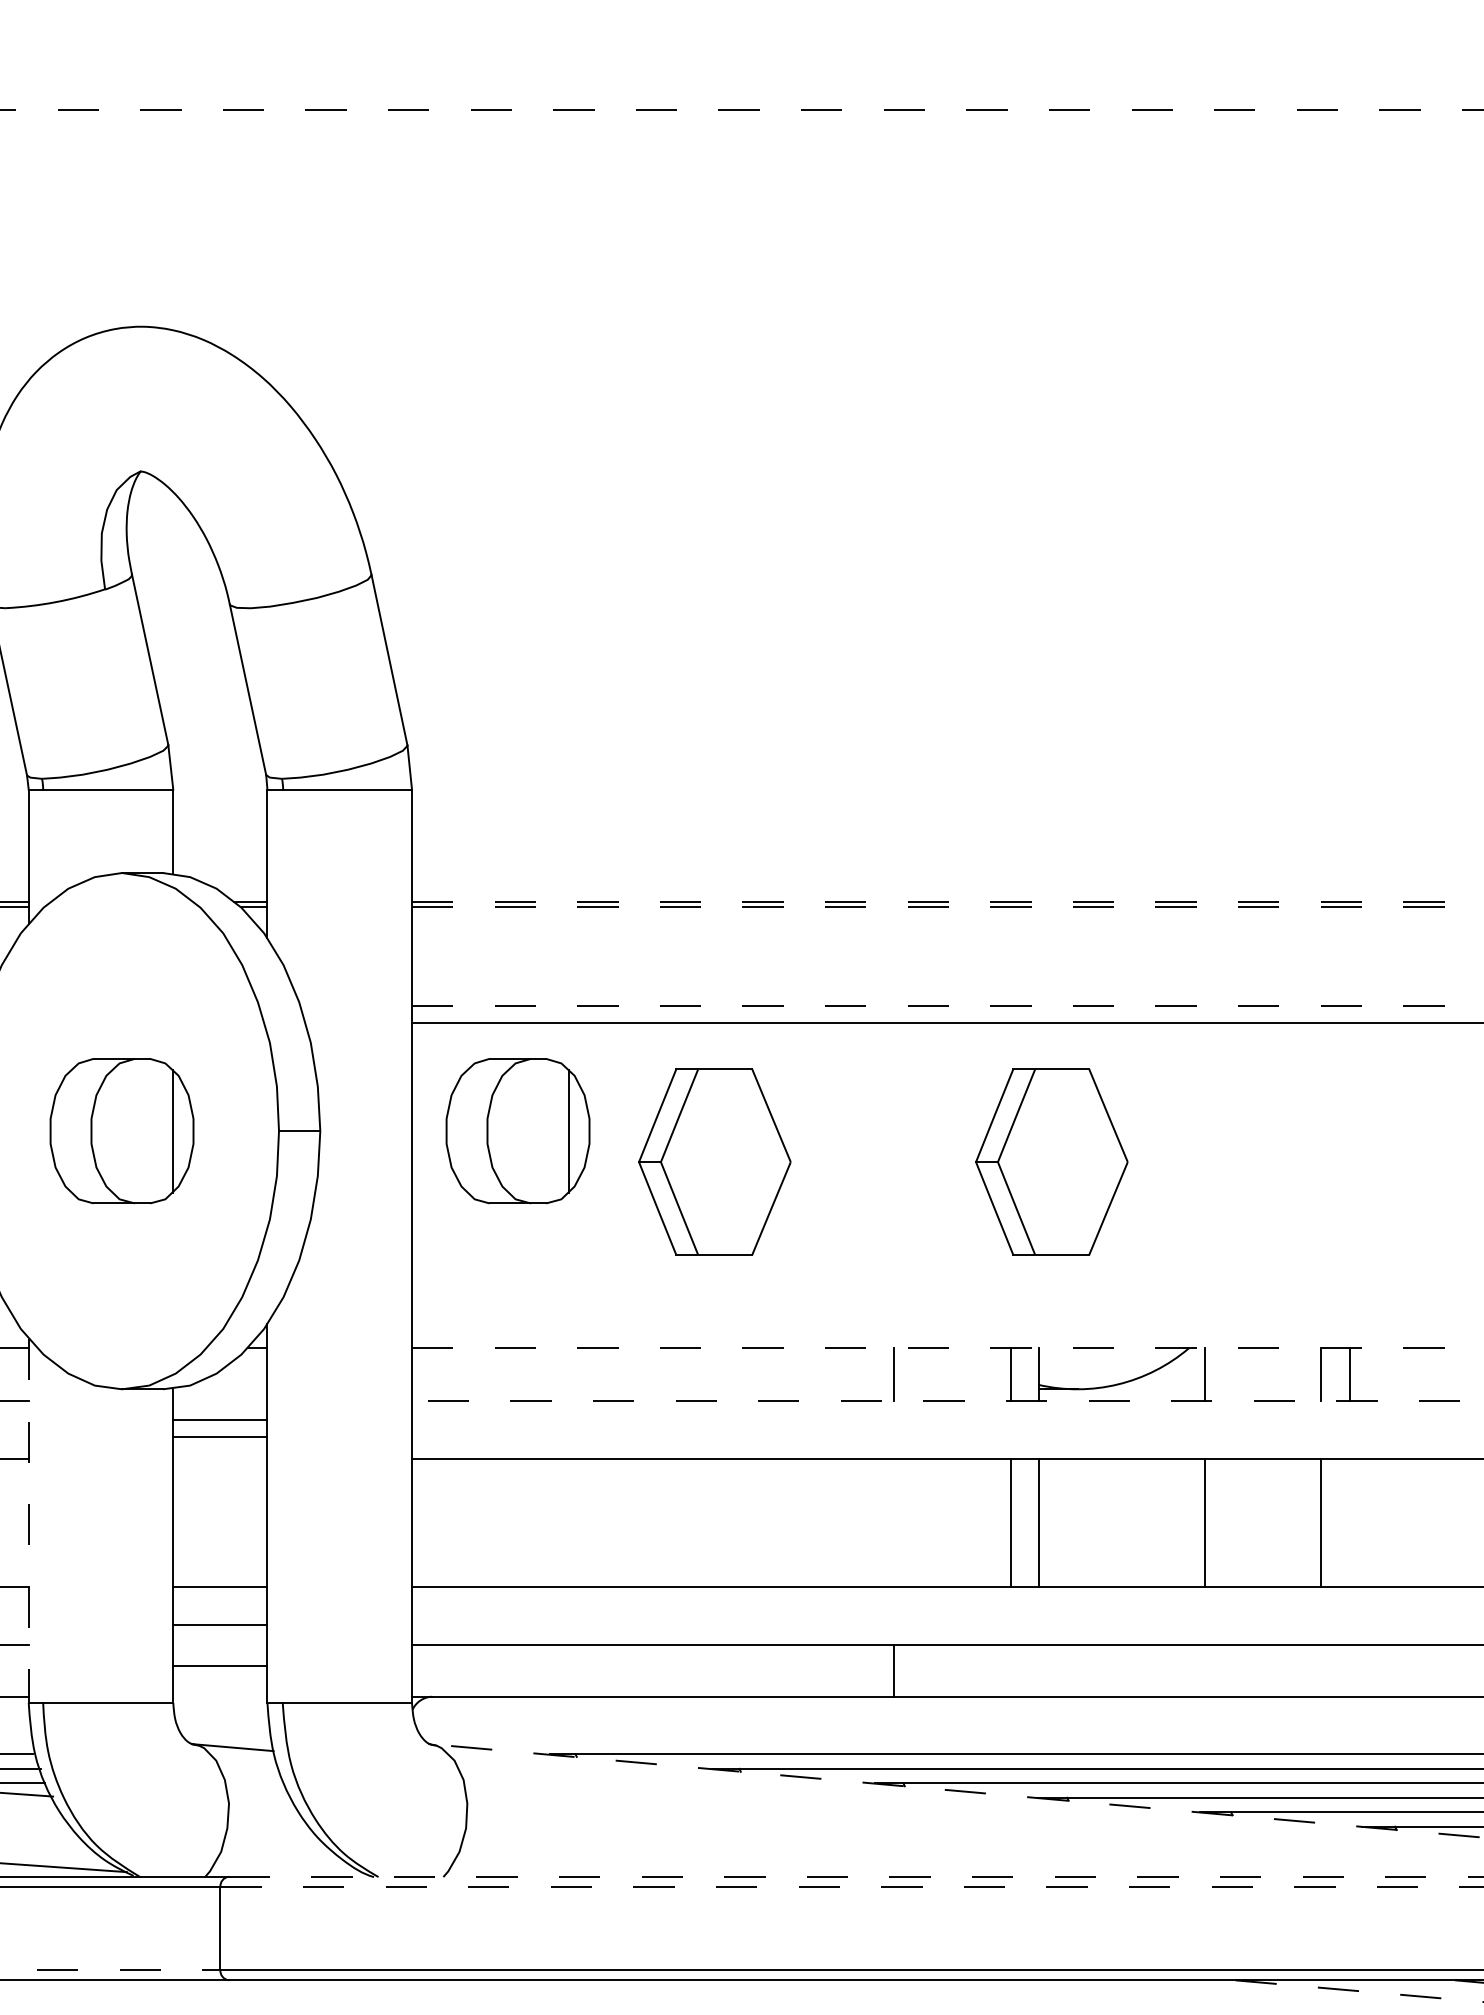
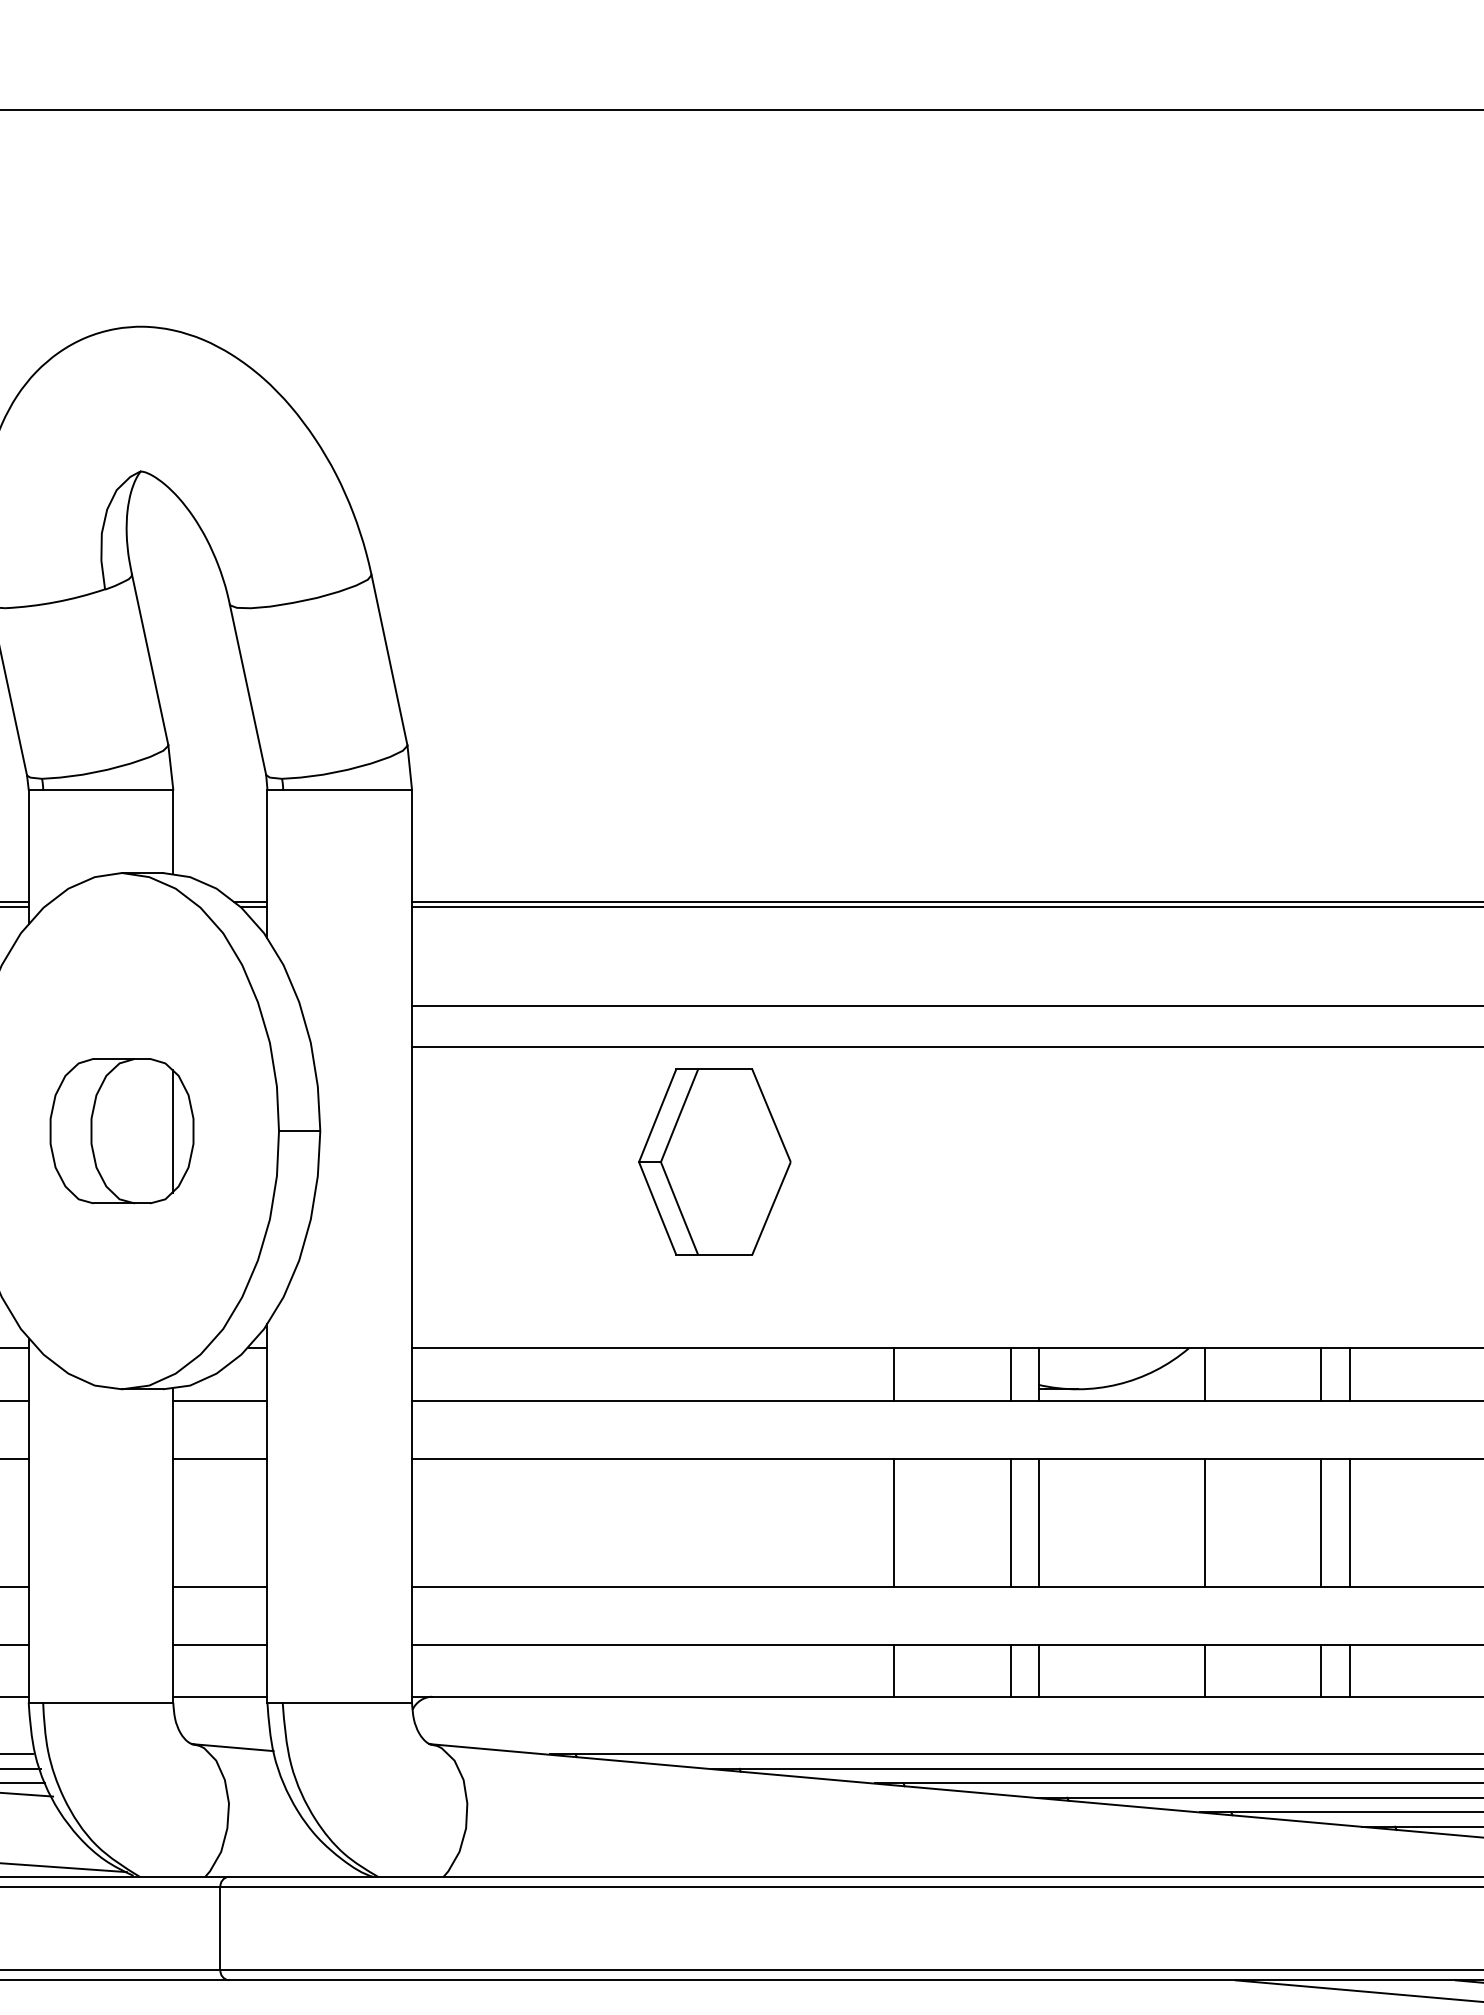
line: dashed -> solid (742, 109)
line: dashed -> solid (947, 901)
line: dashed -> solid (947, 907)
line: dashed -> solid (947, 1005)
line position: (946, 1022) -> (946, 1046) (946, 1046)
part: present -> none (517, 1131)
part: present -> none (1051, 1161)
line: dashed -> solid (947, 1348)
line: dashed -> solid (947, 1400)
line position: (220, 1419) -> (220, 1400) (220, 1400)
line position: (220, 1436) -> (220, 1458) (220, 1458)
line: dashed -> solid (28, 1520)
line: none -> present (894, 1522)
line: none -> present (1350, 1522)
line position: (220, 1624) -> (220, 1644) (220, 1644)
line position: (220, 1665) -> (220, 1696) (220, 1696)
line: none -> present (1010, 1670)
line: none -> present (1038, 1670)
line: none -> present (1205, 1670)
line: none -> present (1321, 1670)
line: none -> present (1350, 1670)
line: dashed -> solid (956, 1790)
line: dashed -> solid (856, 1877)
line: dashed -> solid (852, 1887)
line: dashed -> solid (110, 1970)
line: dashed -> solid (1360, 1991)
